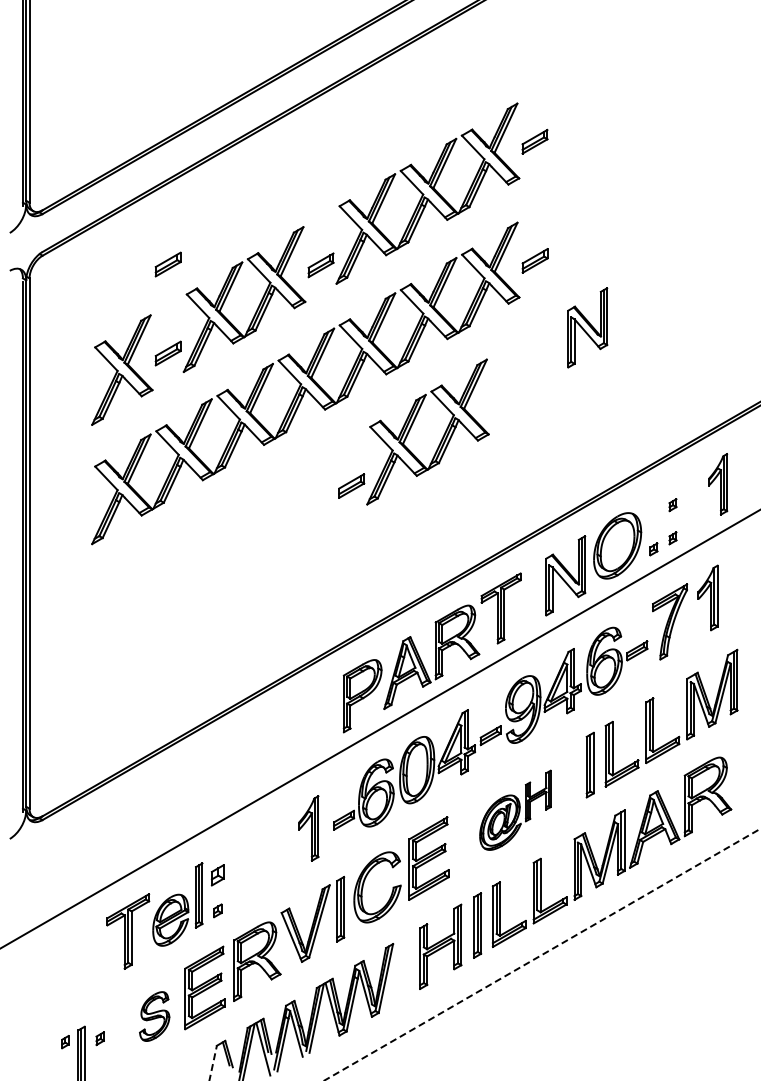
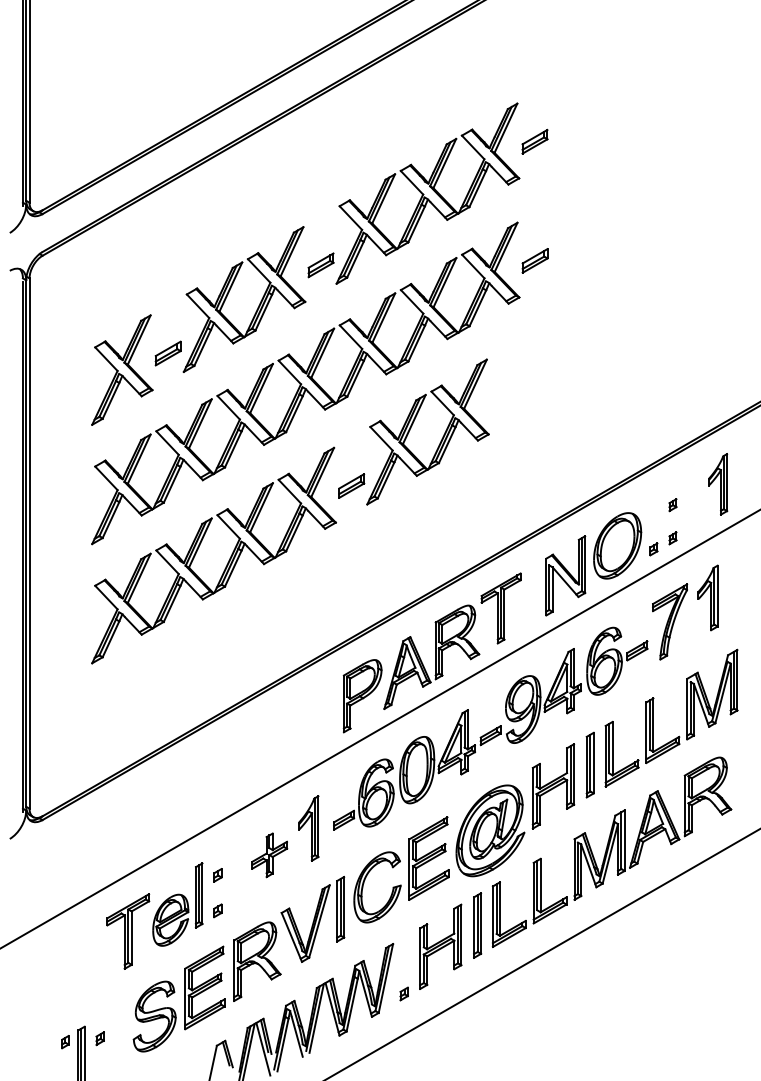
part: present -> none (167, 264)
part: present -> none (587, 327)
part: none -> present (227, 562)
part size: 73x82 px -> 121x135 px (515, 810)
part: none -> present (269, 855)
part size: 15x23 px -> 10x15 px (217, 875)
line: dashed -> solid (542, 954)
part: none -> present (403, 993)
part size: 32x51 px -> 45x73 px (154, 1016)
line: dashed -> solid (213, 1063)
